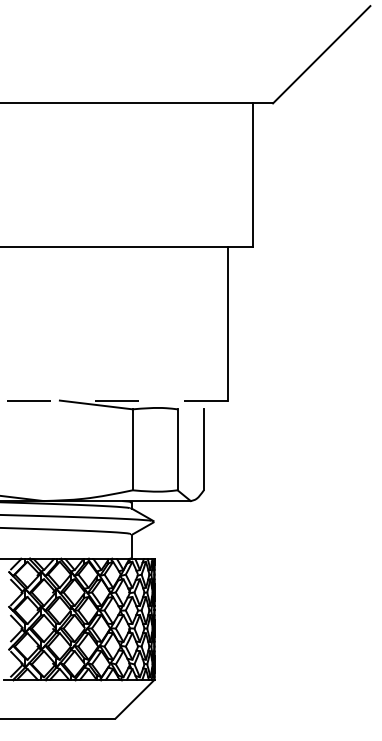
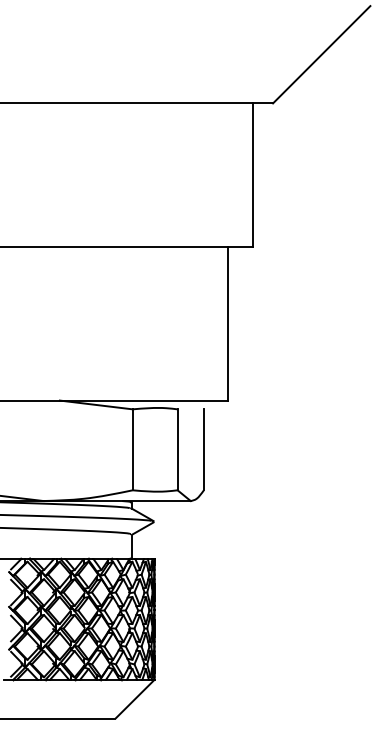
line: dashed -> solid (114, 400)
